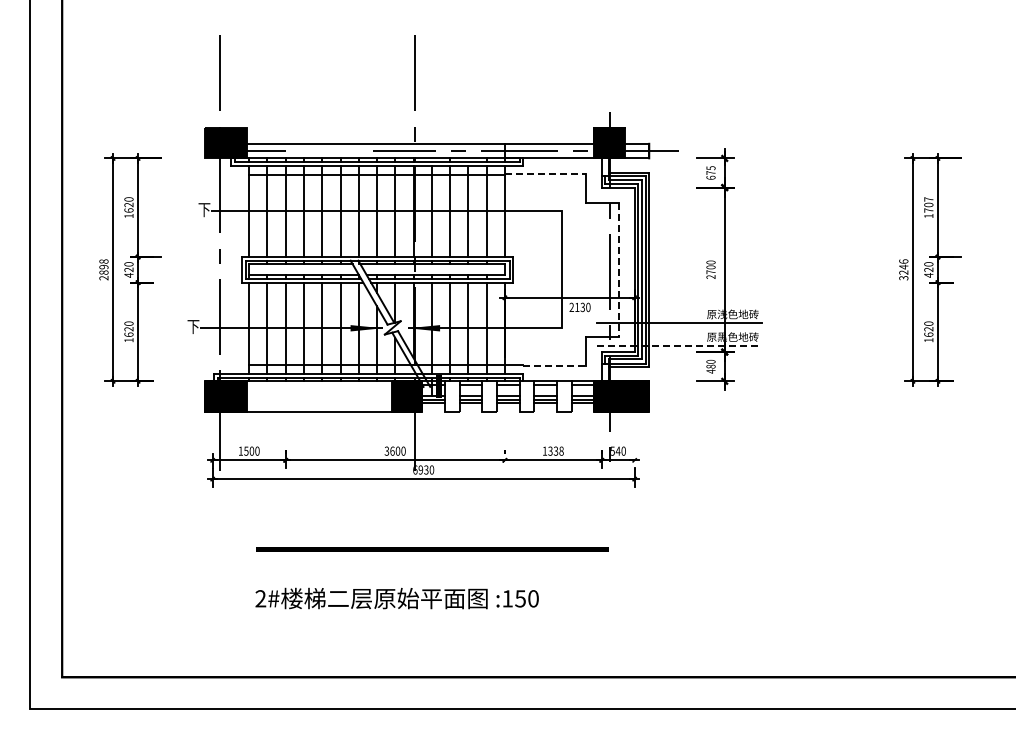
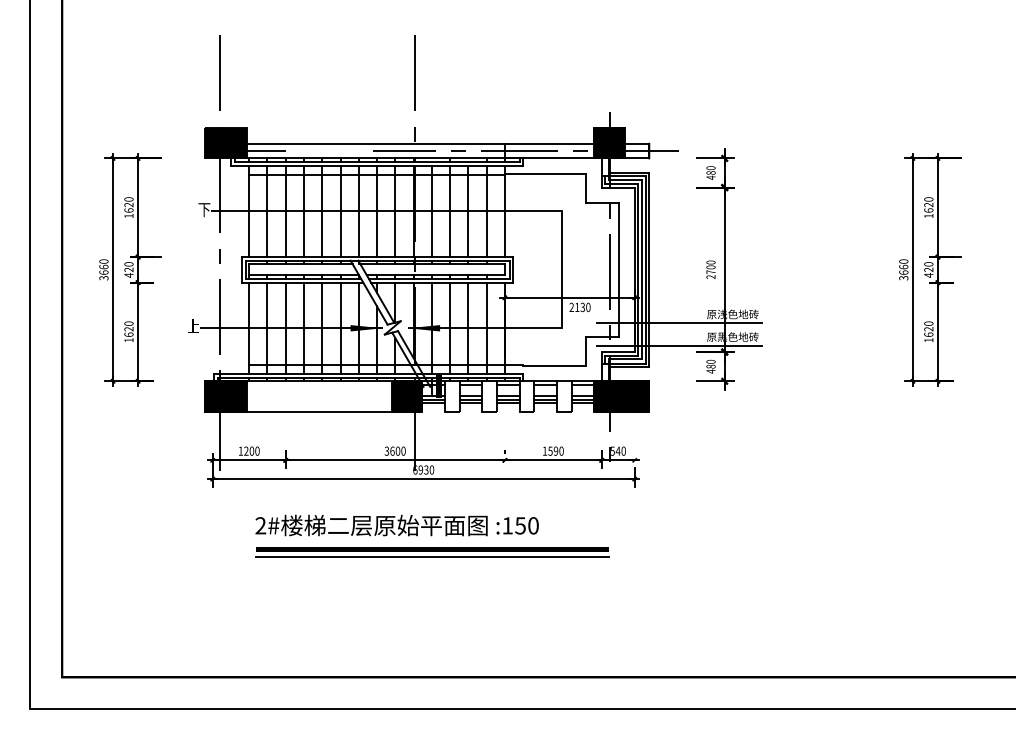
text: 675 -> 480 (710, 172)
line: dashed -> solid (545, 173)
text: 1707 -> 1620 (928, 204)
text: 3246 -> 3660 (903, 266)
text: 2898 -> 3660 (103, 269)
line: dashed -> solid (619, 269)
text: 下 -> 上 (193, 326)
line: dashed -> solid (679, 345)
line: dashed -> solid (554, 365)
text: 1500 -> 1200 (246, 450)
text: 1338 -> 1590 (555, 450)
line: none -> present (432, 557)
text position: (396, 598) -> (396, 525) (396, 525)
